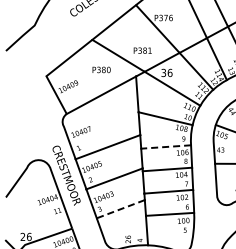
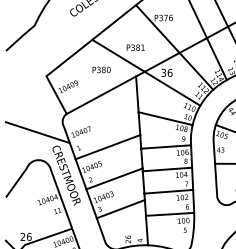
text position: (142, 50) -> (135, 47) (135, 47)
line: none -> present (37, 132)
line: dashed -> solid (166, 146)
line: dashed -> solid (120, 209)
